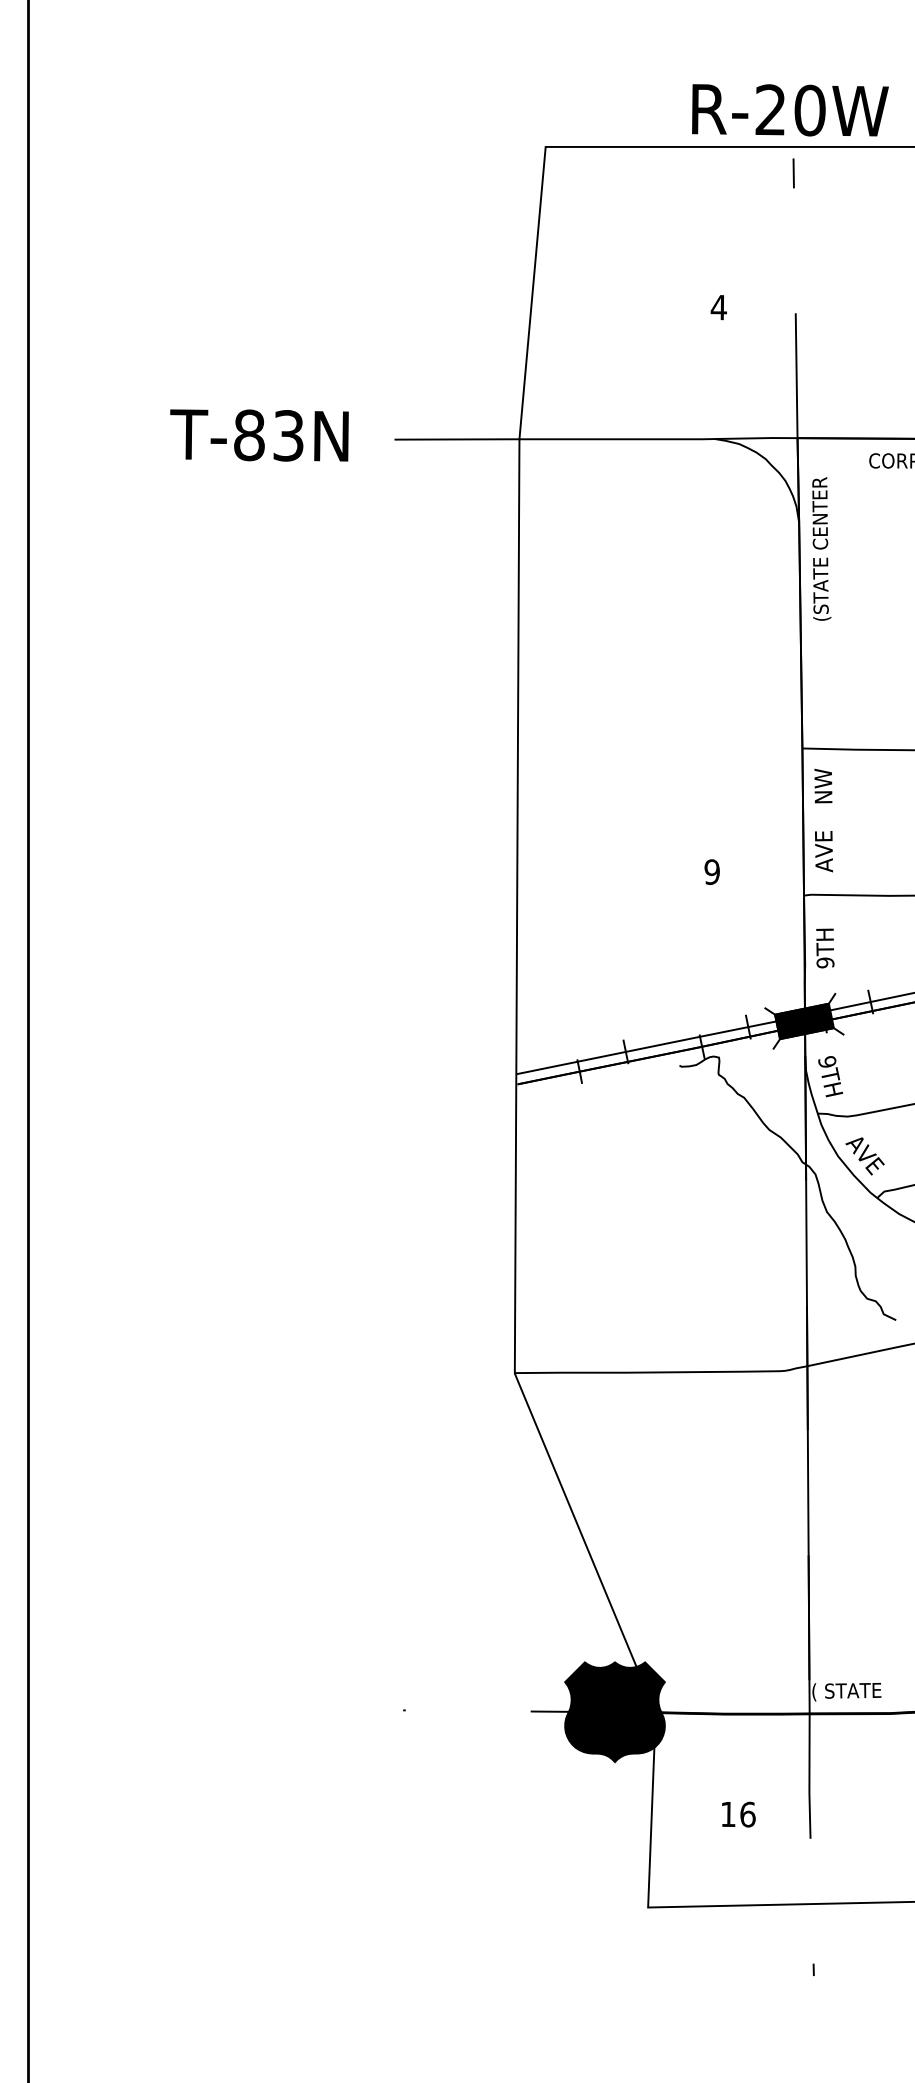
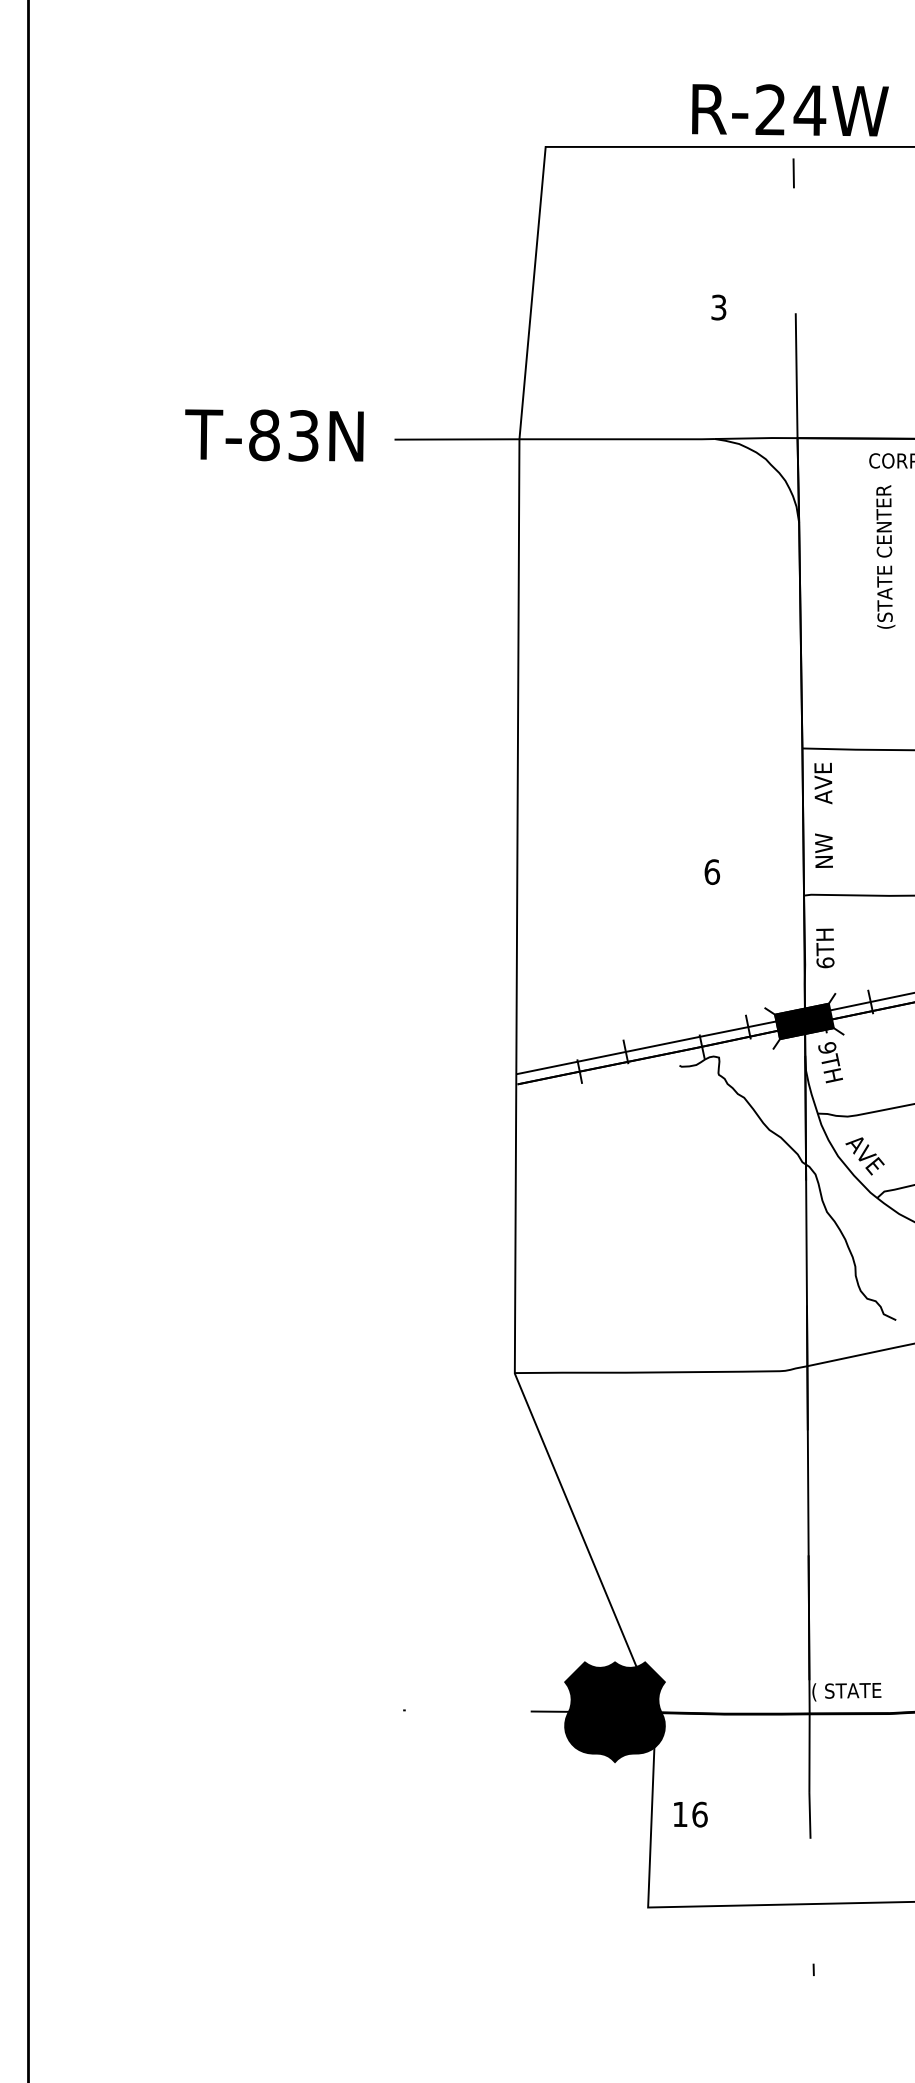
text: R-20W -> R-24W (809, 110)
text: 4 -> 3 (718, 307)
text position: (259, 435) -> (274, 435) (274, 435)
text position: (821, 548) -> (885, 556) (885, 556)
text: NW -> AVE (823, 783)
text: AVE -> NW (823, 851)
text: 9 -> 6 (712, 871)
text: 9TH -> 6TH (825, 962)
text position: (830, 1076) -> (830, 1062) (830, 1062)
text position: (738, 1814) -> (690, 1814) (690, 1814)
